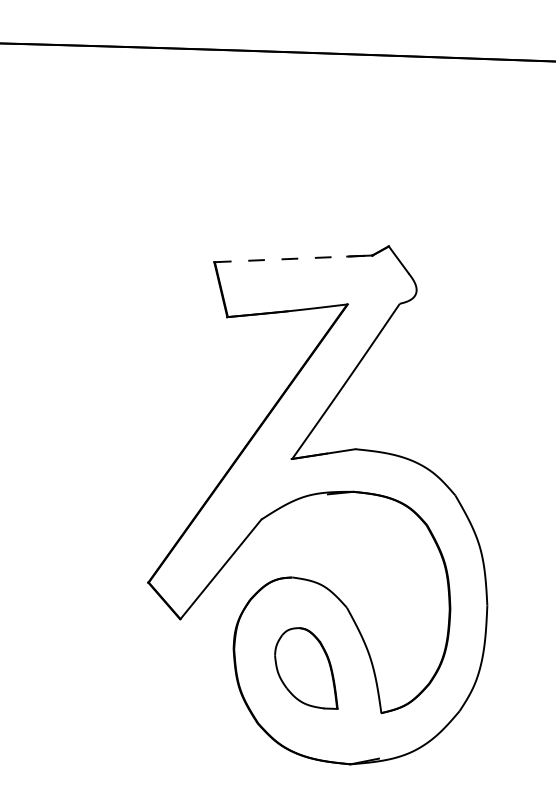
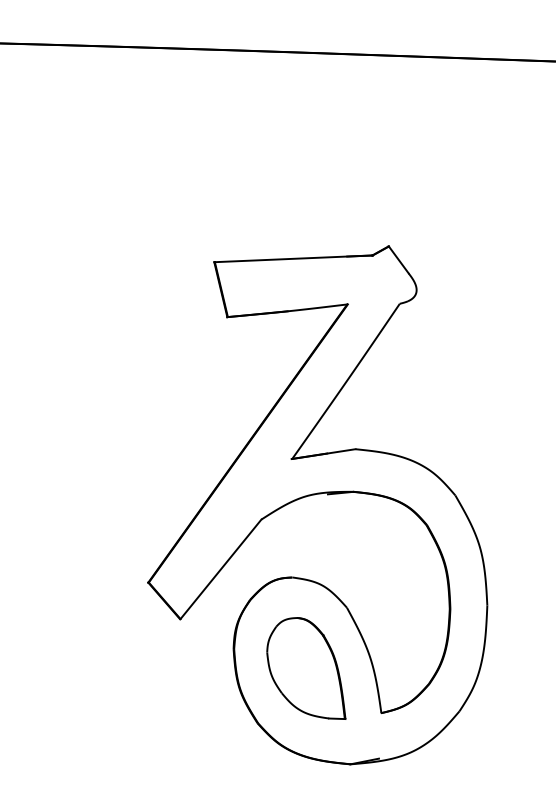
line: dashed -> solid (294, 258)
part size: 65x83 px -> 81x103 px (306, 668)
